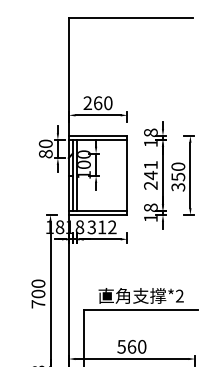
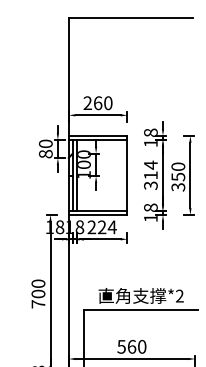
text: 241 -> 314 (150, 174)
text: 312 -> 224 (101, 227)
